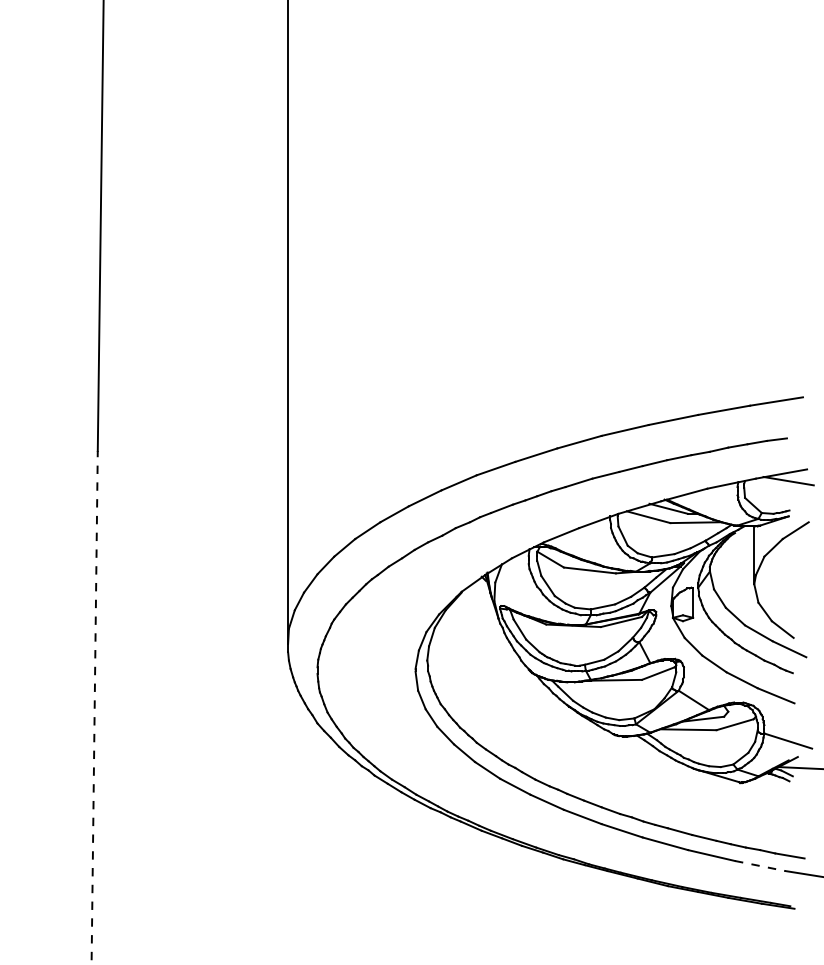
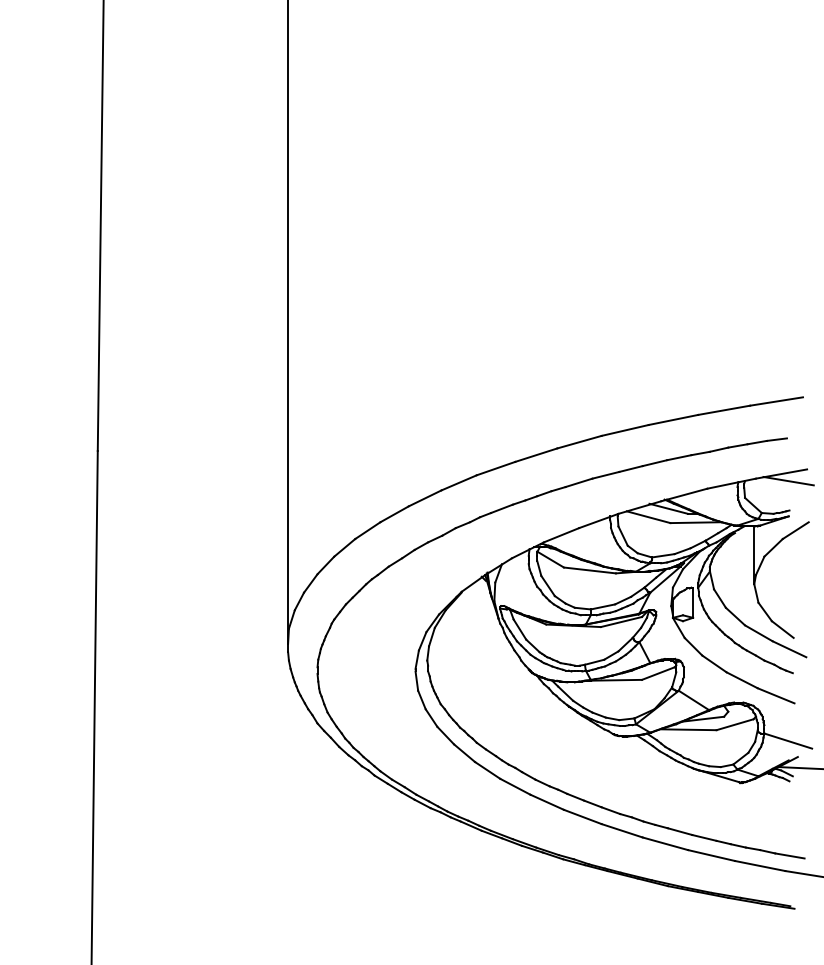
line: dashed -> solid (94, 707)
line: dashed -> solid (760, 866)
